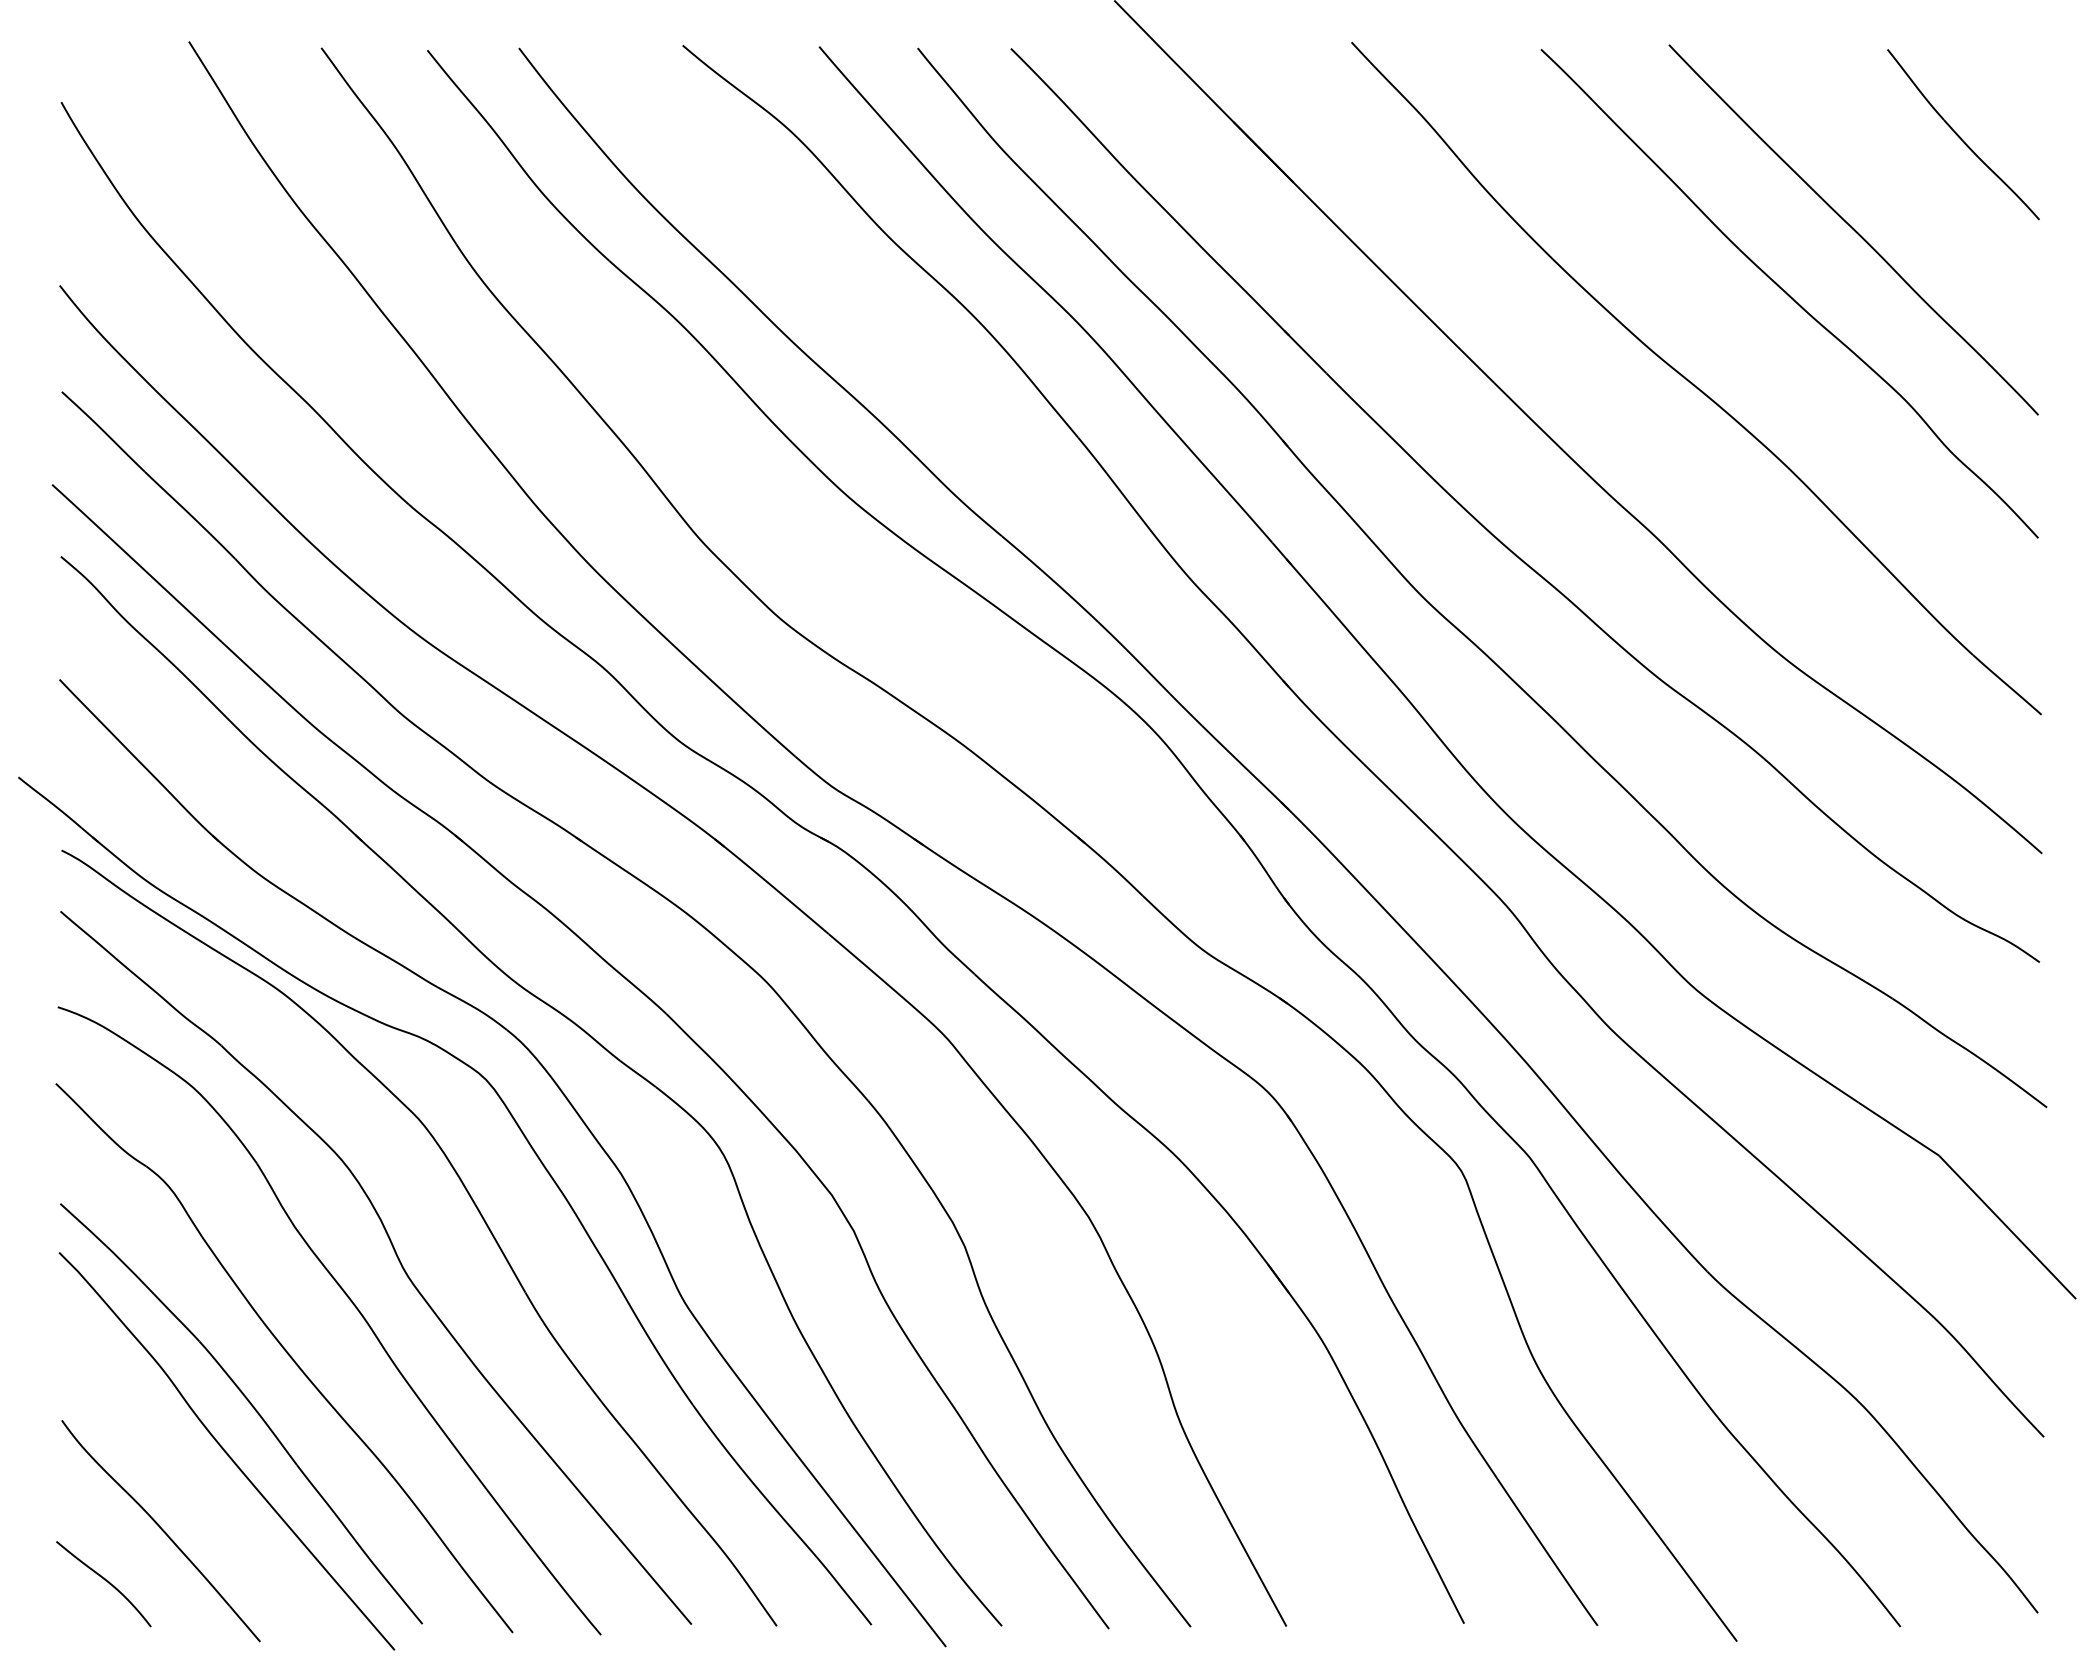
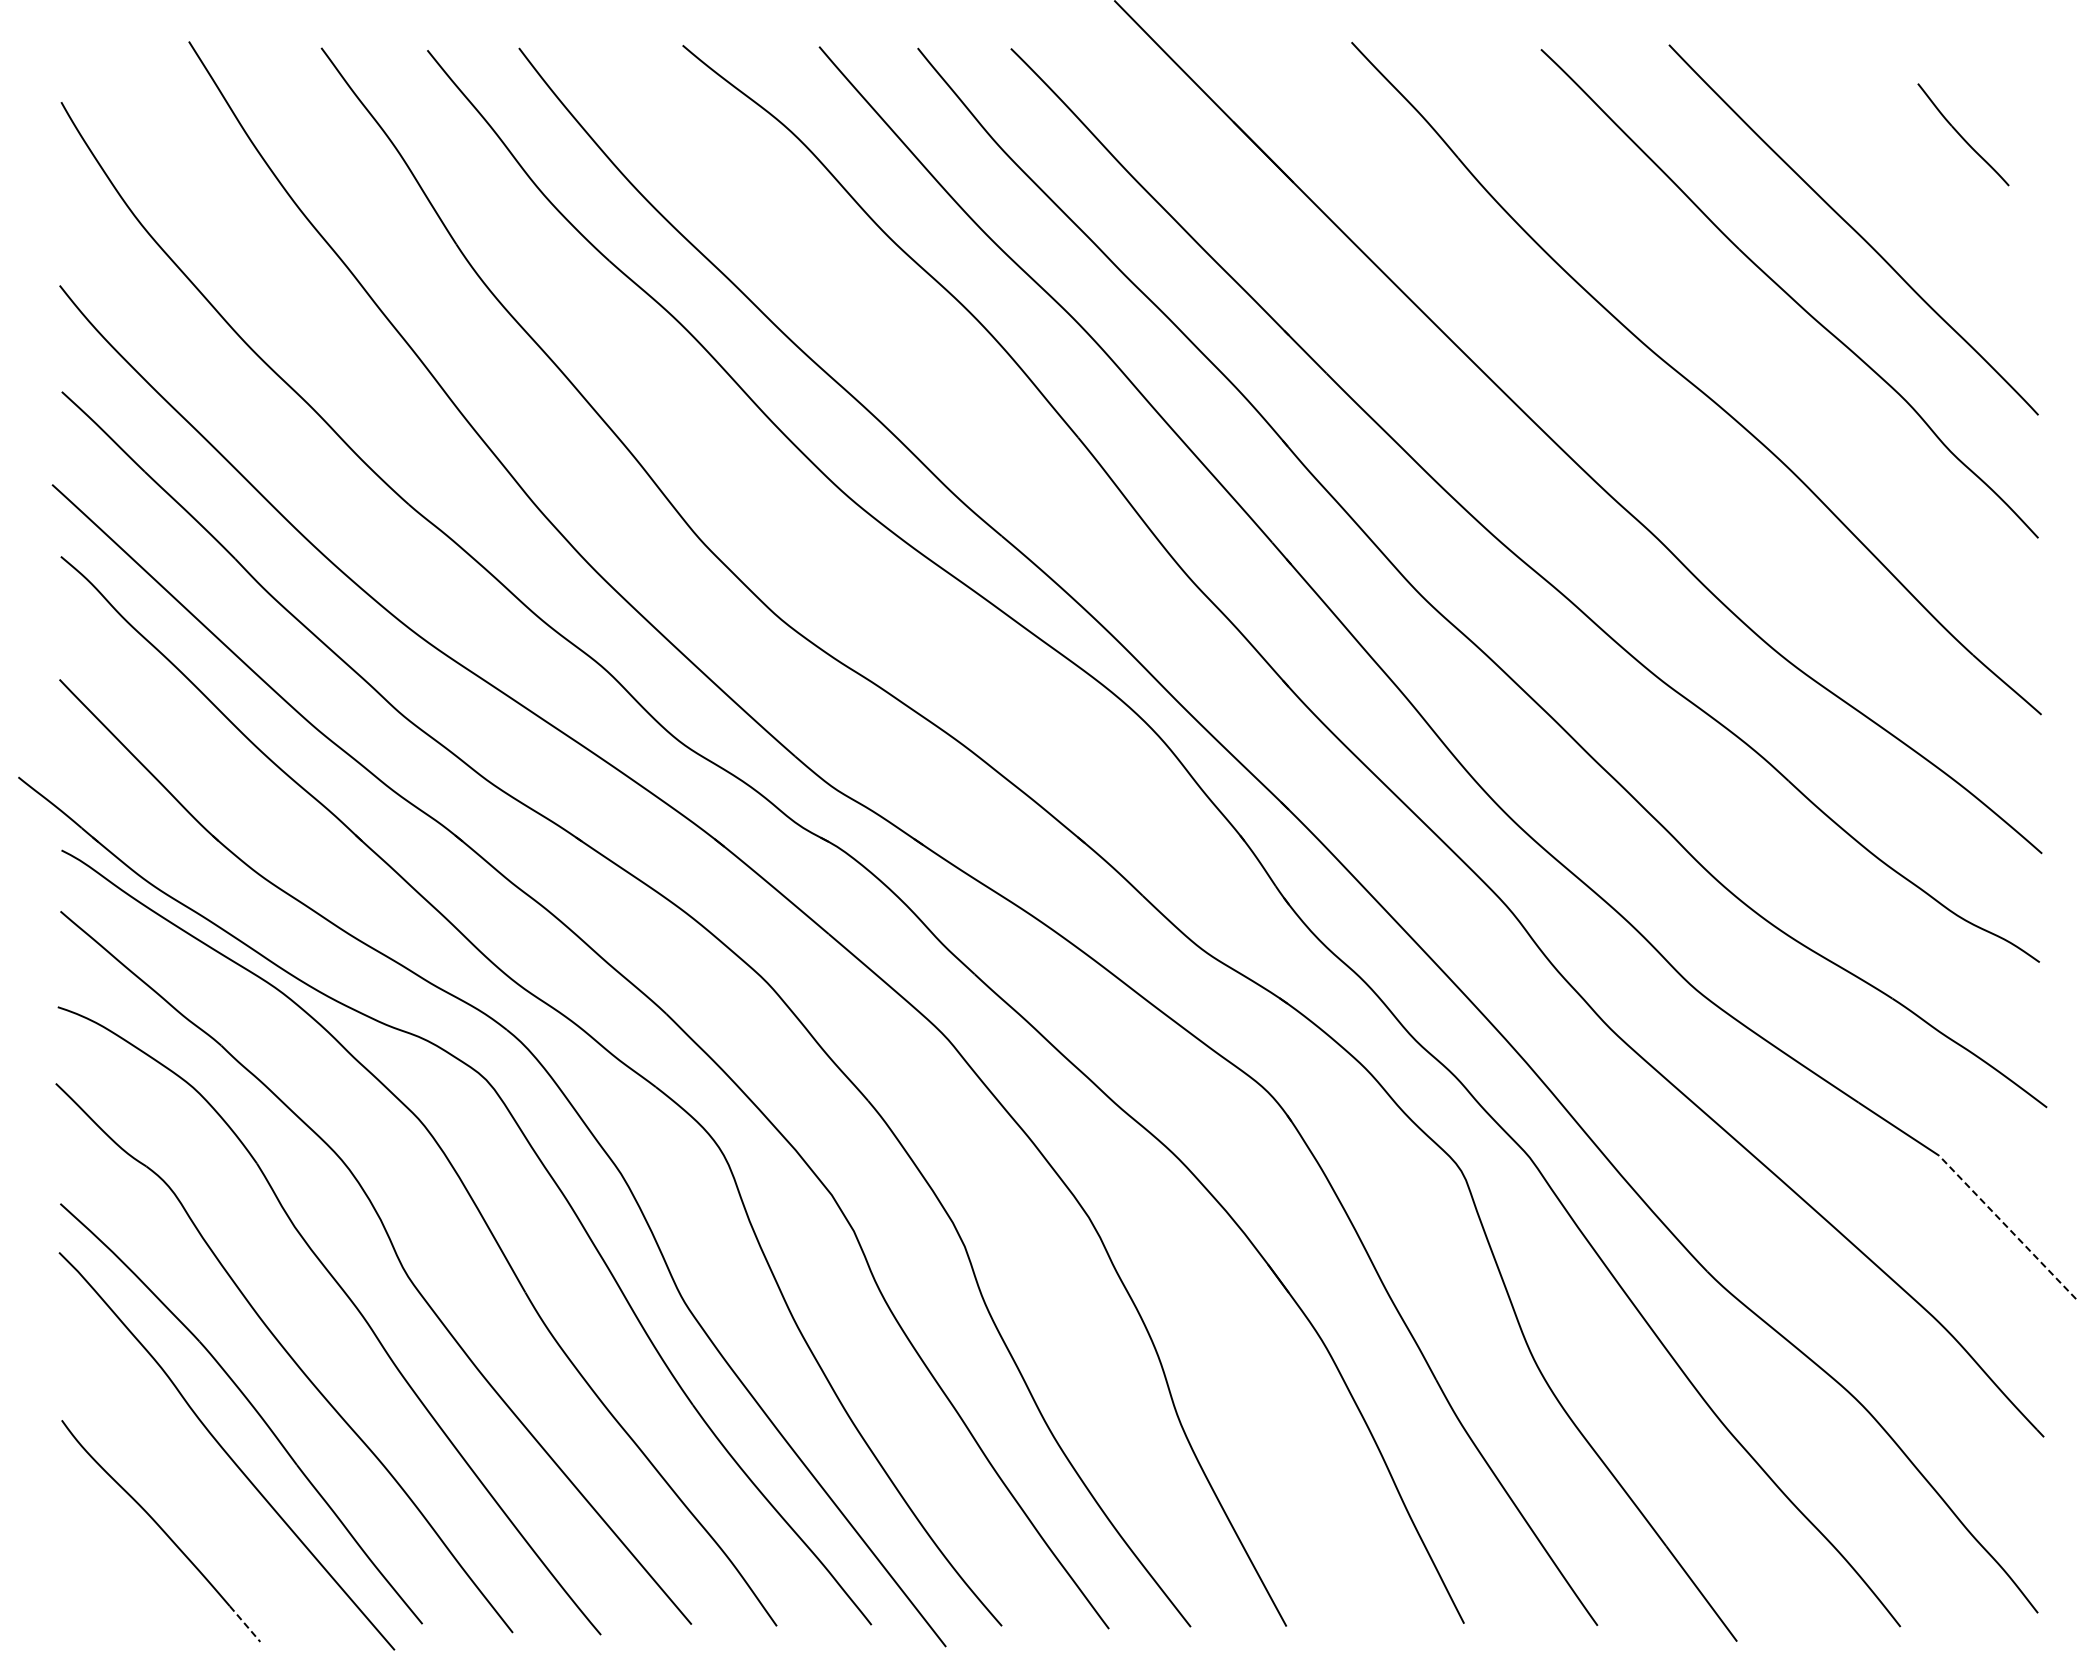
part size: 153x172 px -> 93x104 px (1963, 134)
line: solid -> dashed (2007, 1226)
curve: present -> none (104, 1580)
line: solid -> dashed (245, 1624)
